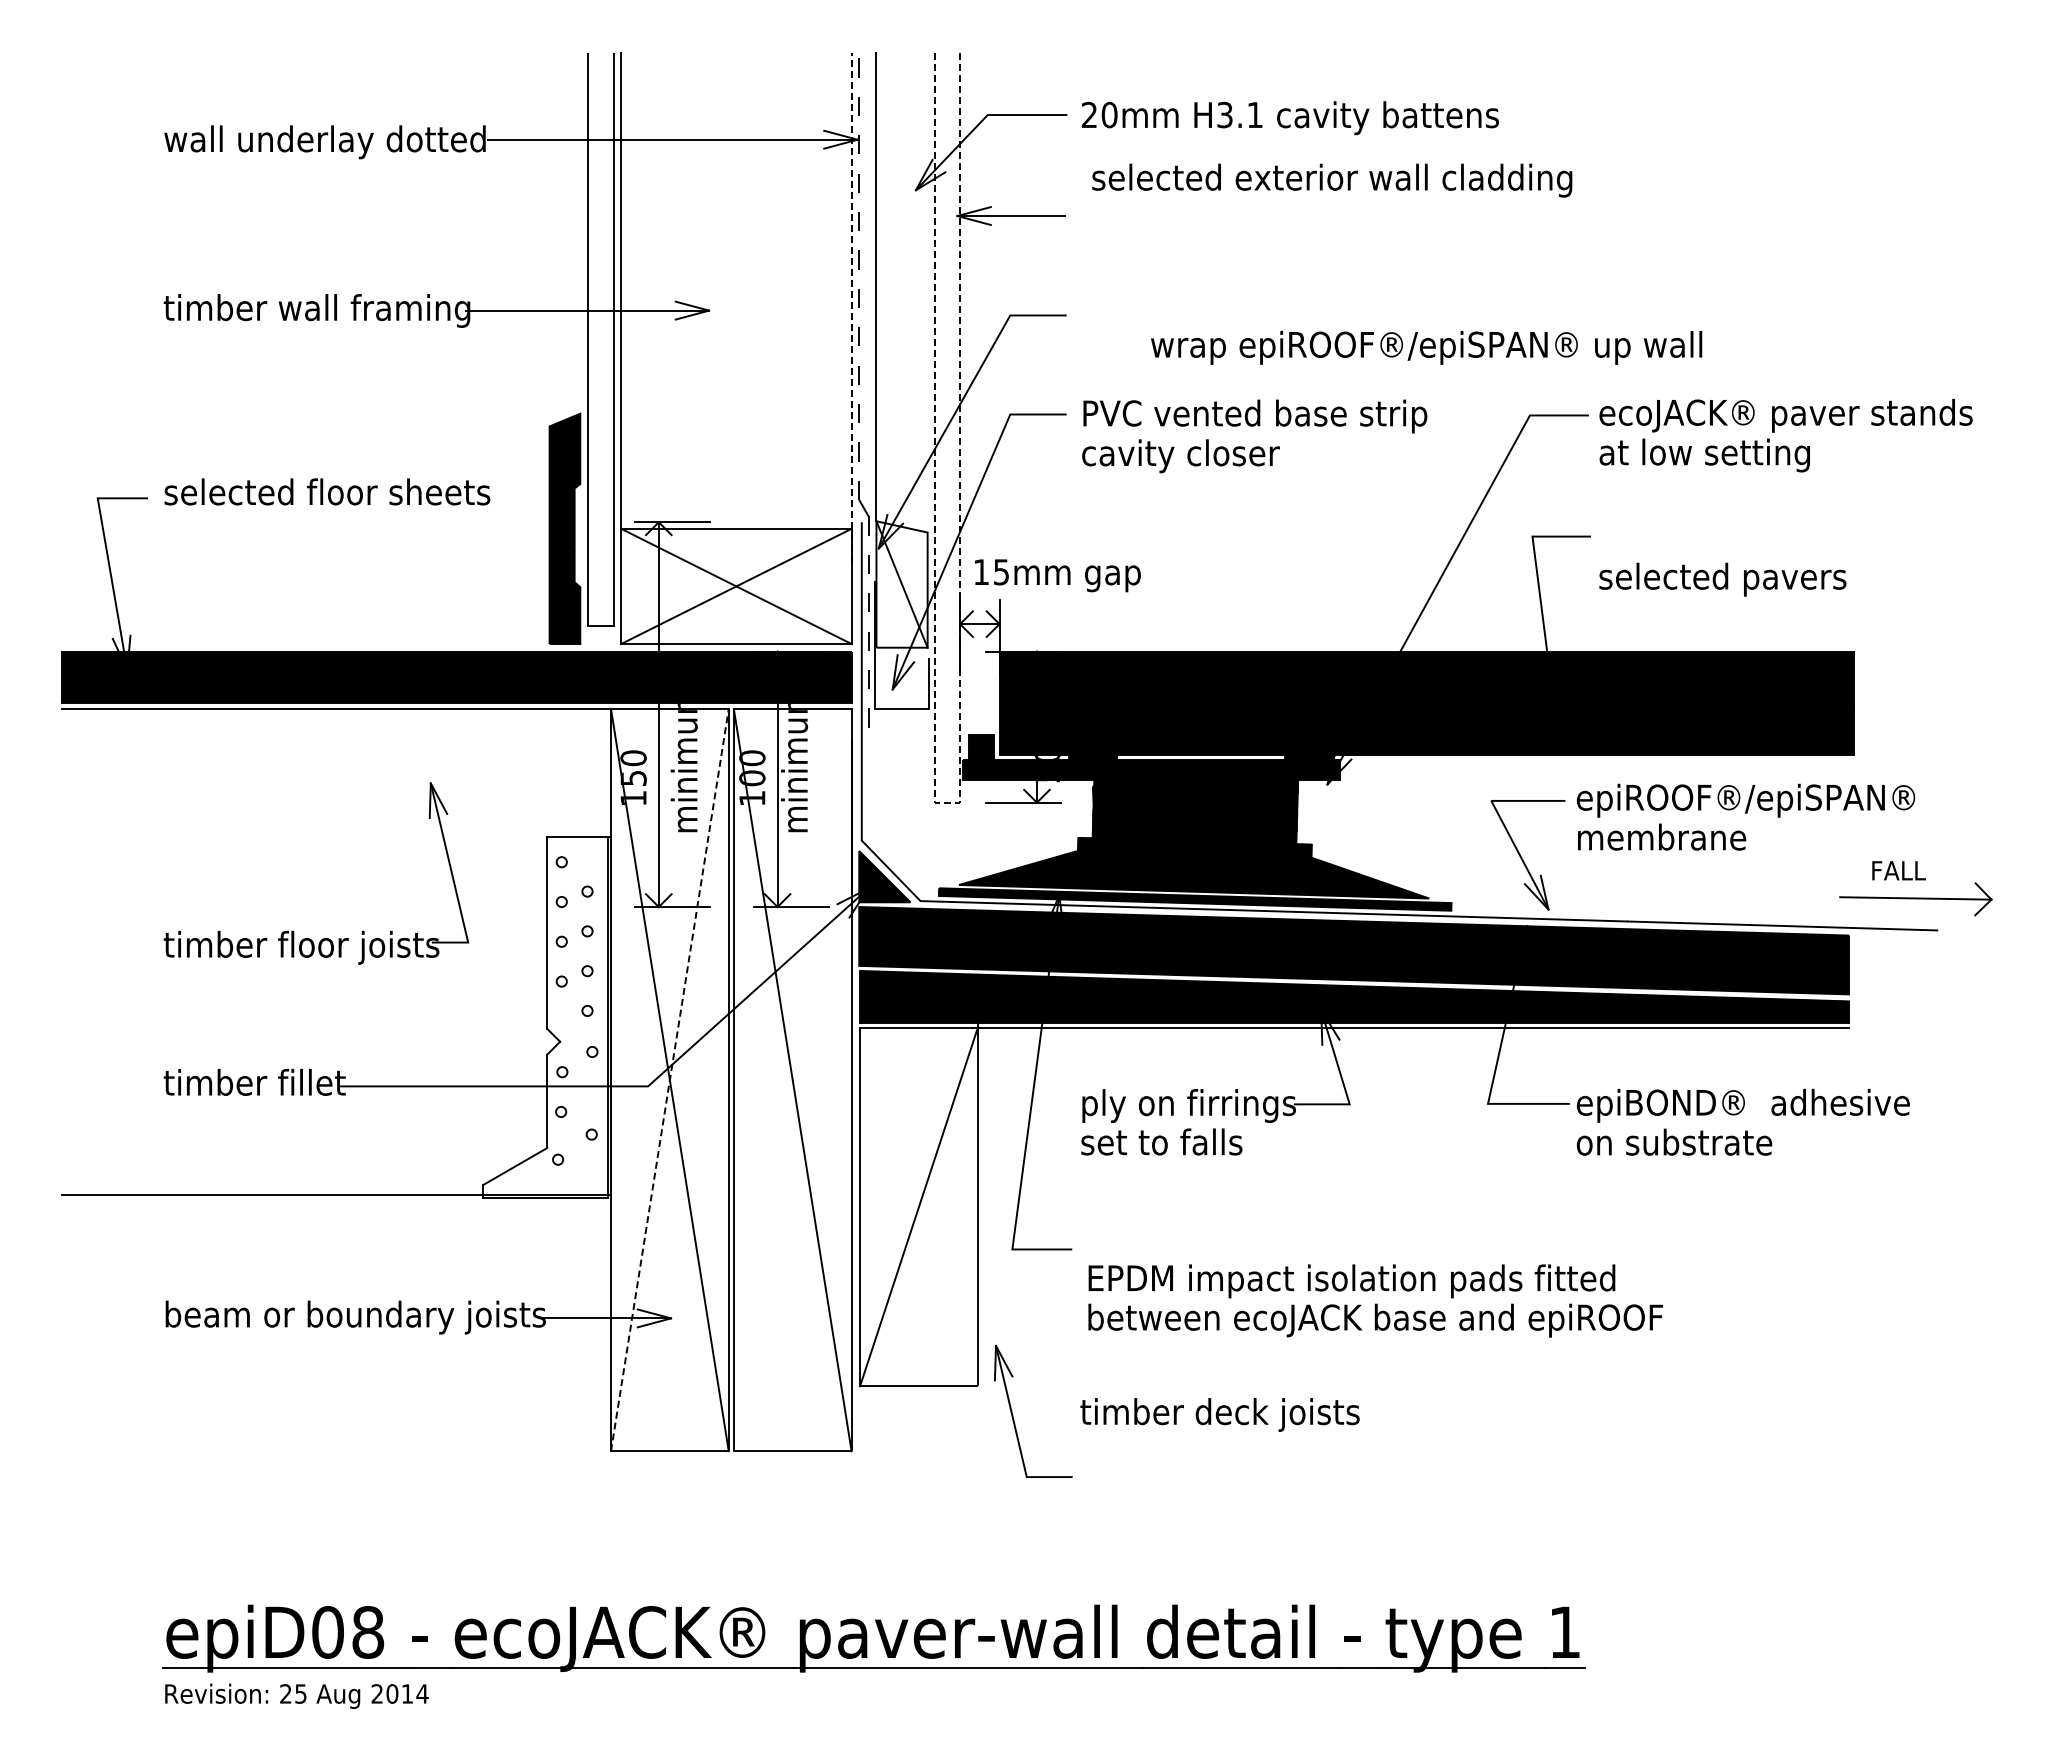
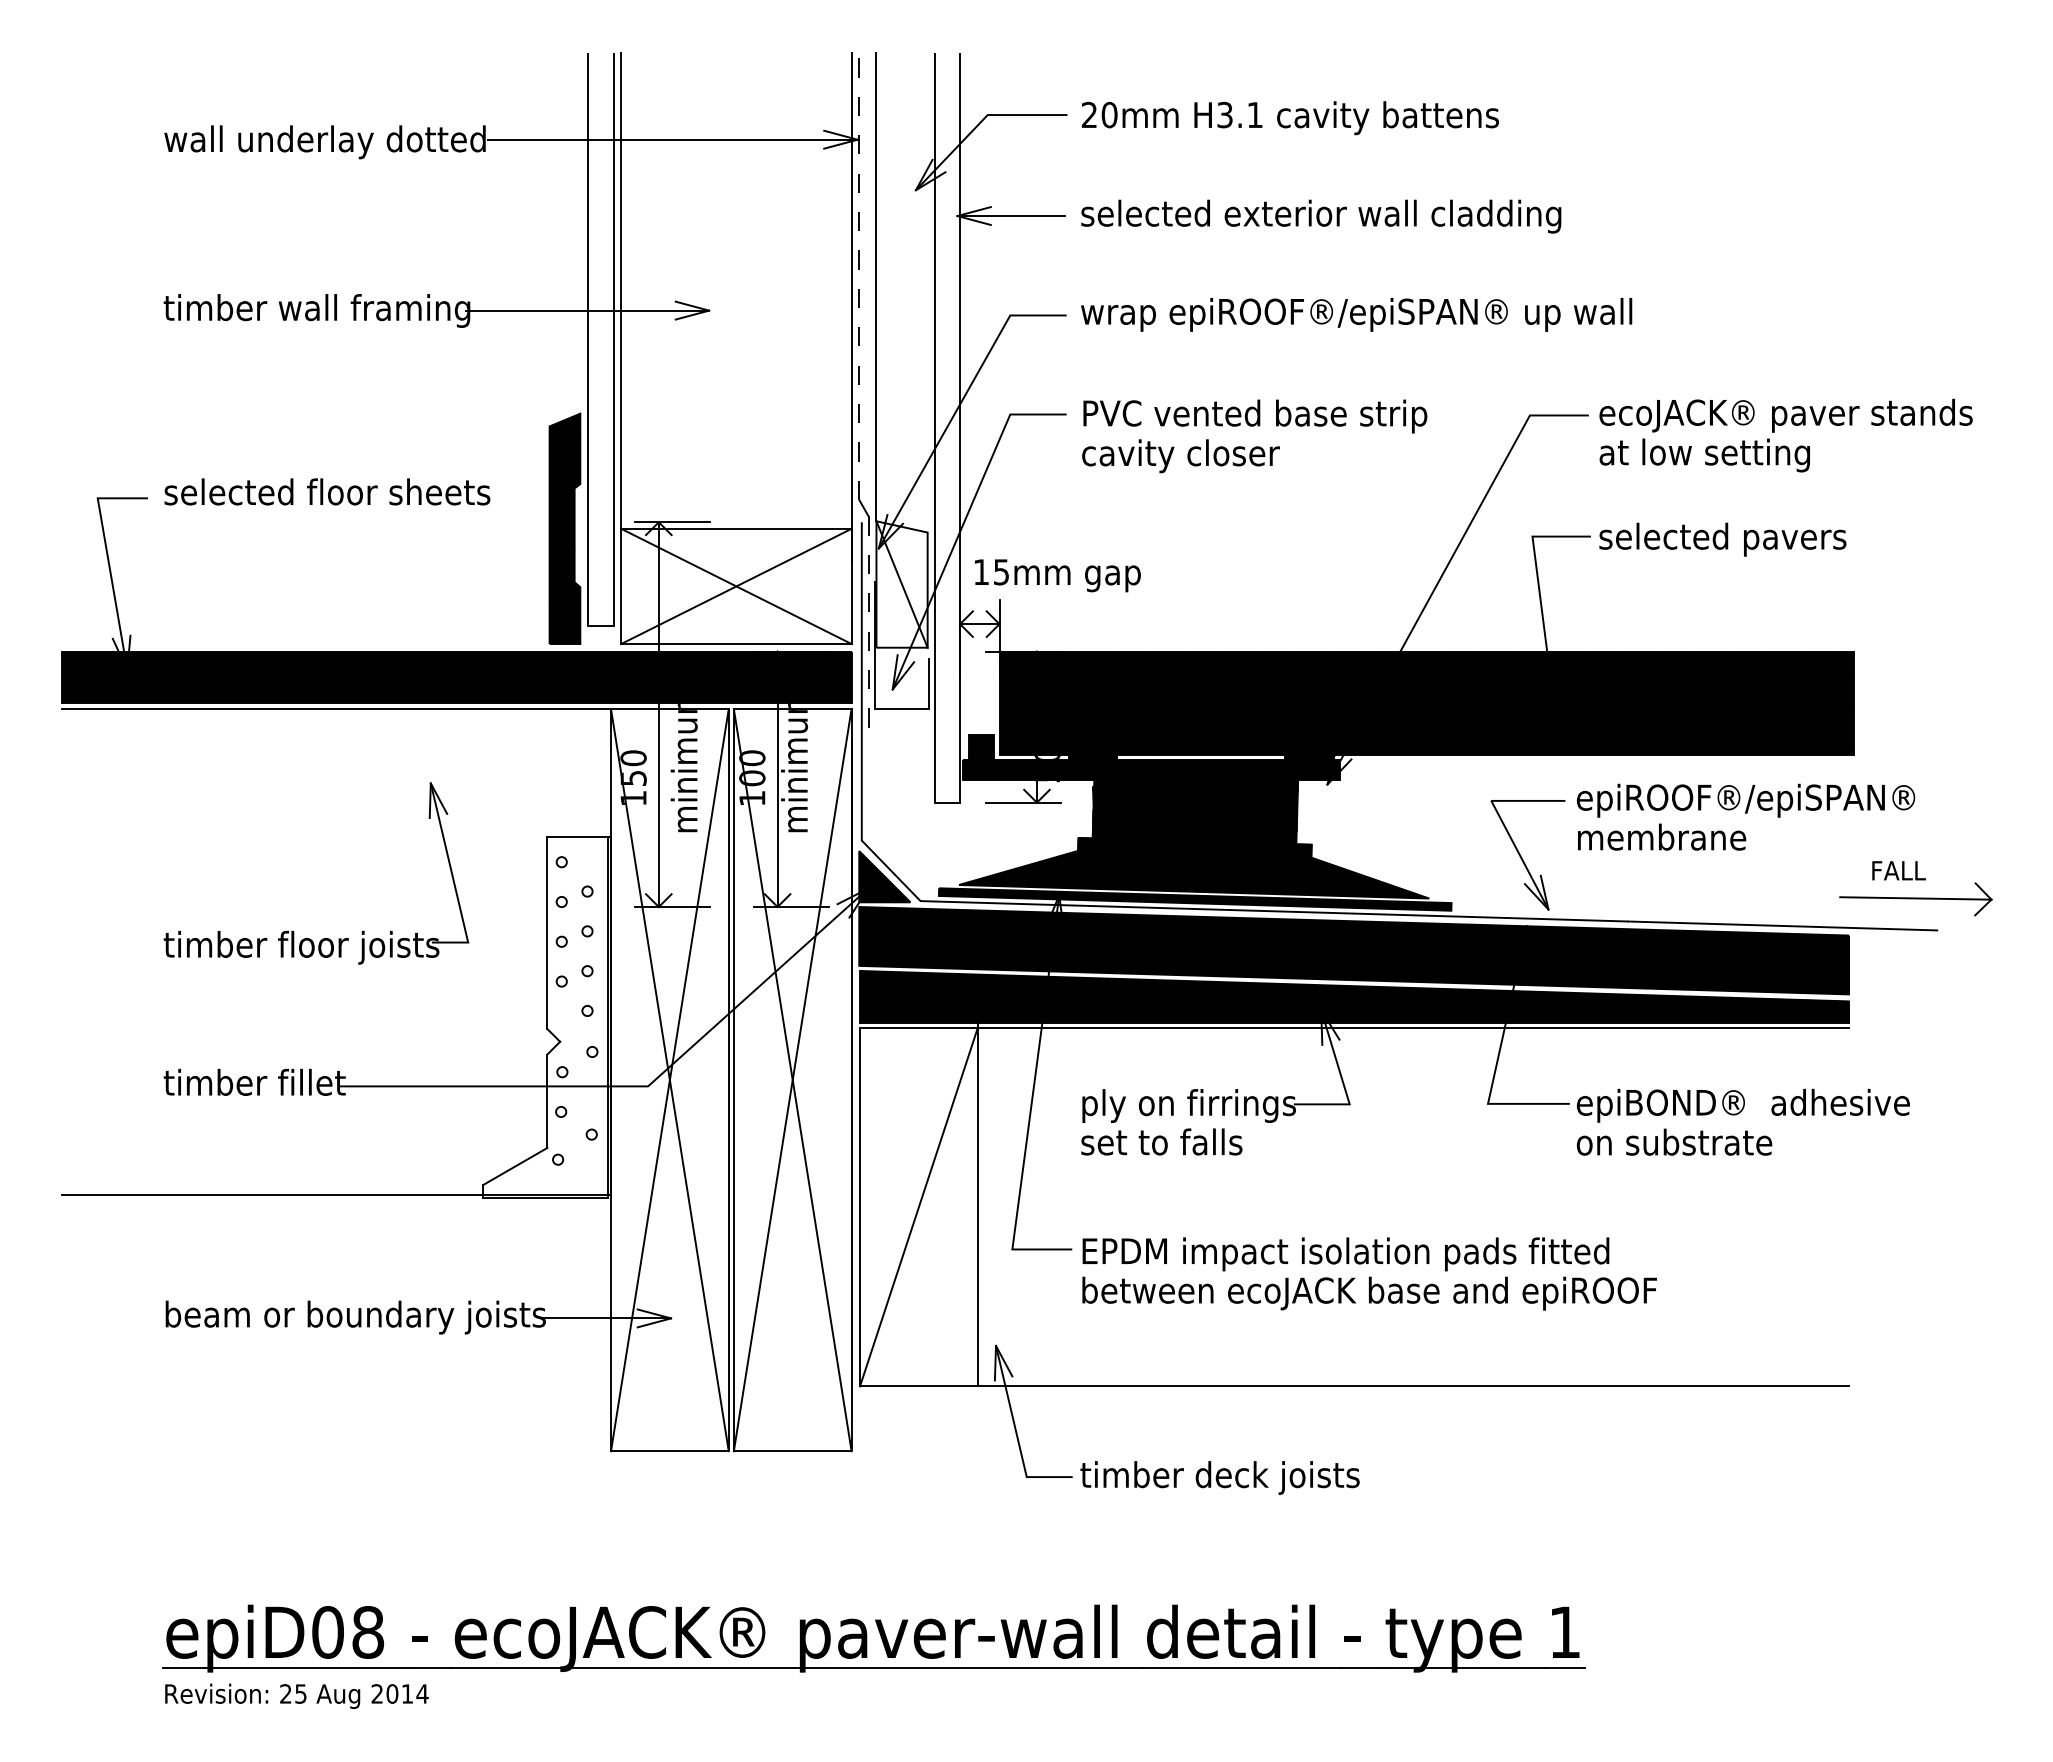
text position: (1332, 180) -> (1321, 216) (1321, 216)
line: dashed -> solid (851, 307)
text position: (1426, 347) -> (1356, 314) (1356, 314)
text position: (1722, 579) -> (1722, 539) (1722, 539)
line: dashed -> solid (947, 802)
line: dashed -> solid (669, 1080)
line: none -> present (792, 1080)
text position: (1375, 1300) -> (1369, 1273) (1369, 1273)
line: none -> present (1413, 1386)
text position: (1219, 1414) -> (1219, 1477) (1219, 1477)
